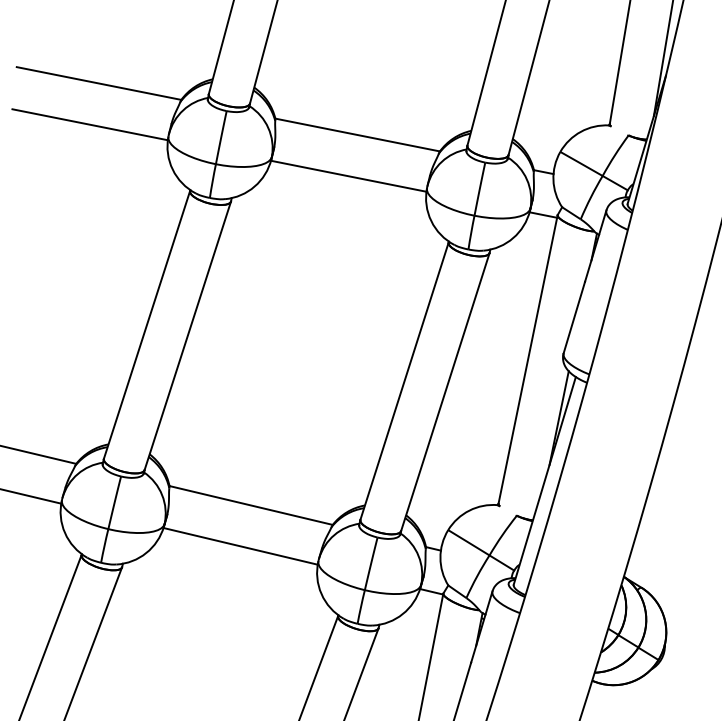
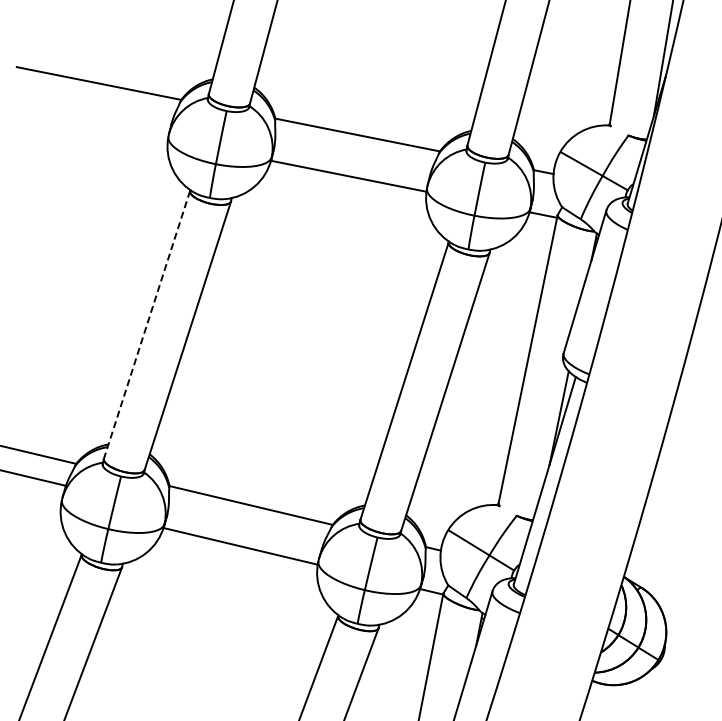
line: present -> none (89, 124)
line: solid -> dashed (147, 324)
line position: (31, 496) -> (33, 477) (33, 477)
